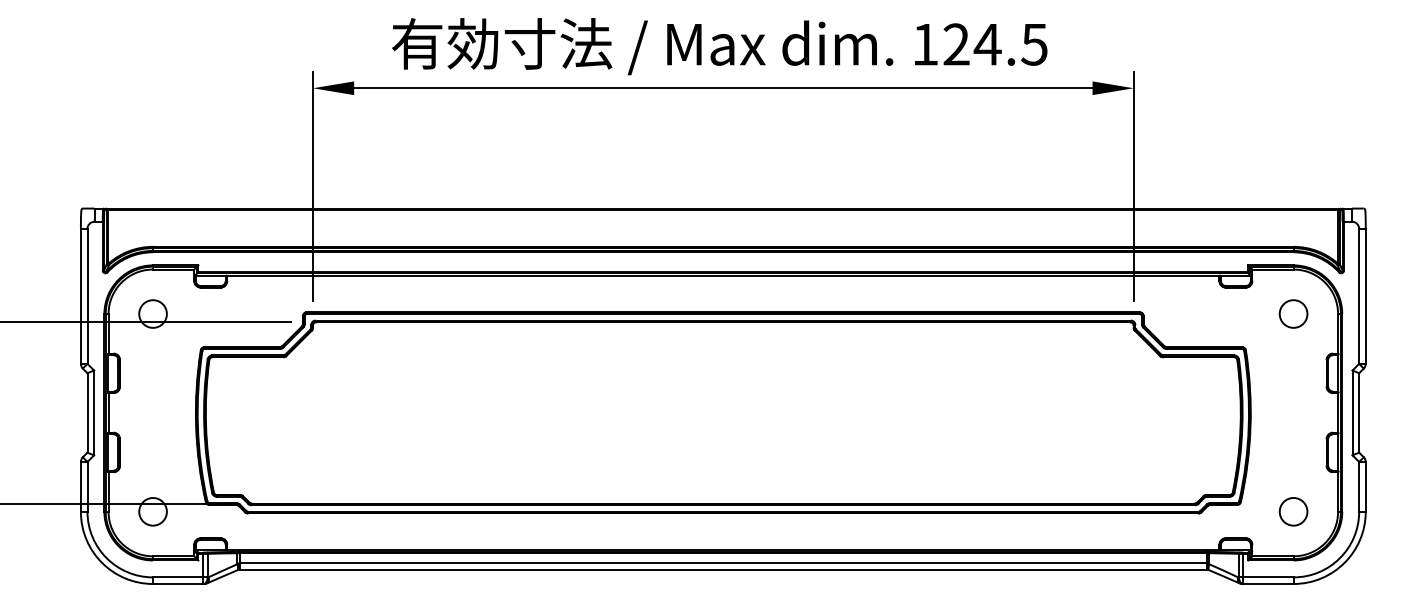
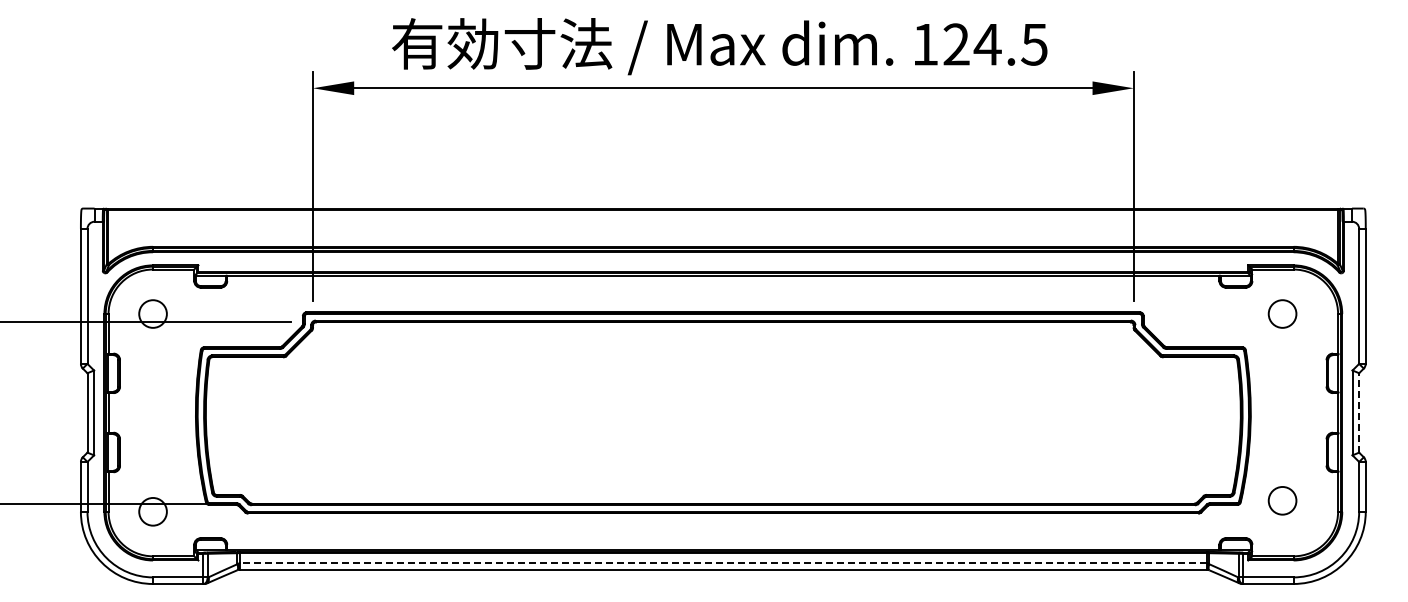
circle position: (1293, 313) -> (1282, 313) (1282, 313)
line: solid -> dashed (1359, 412)
circle position: (1293, 511) -> (1282, 500) (1282, 500)
line: solid -> dashed (722, 563)
